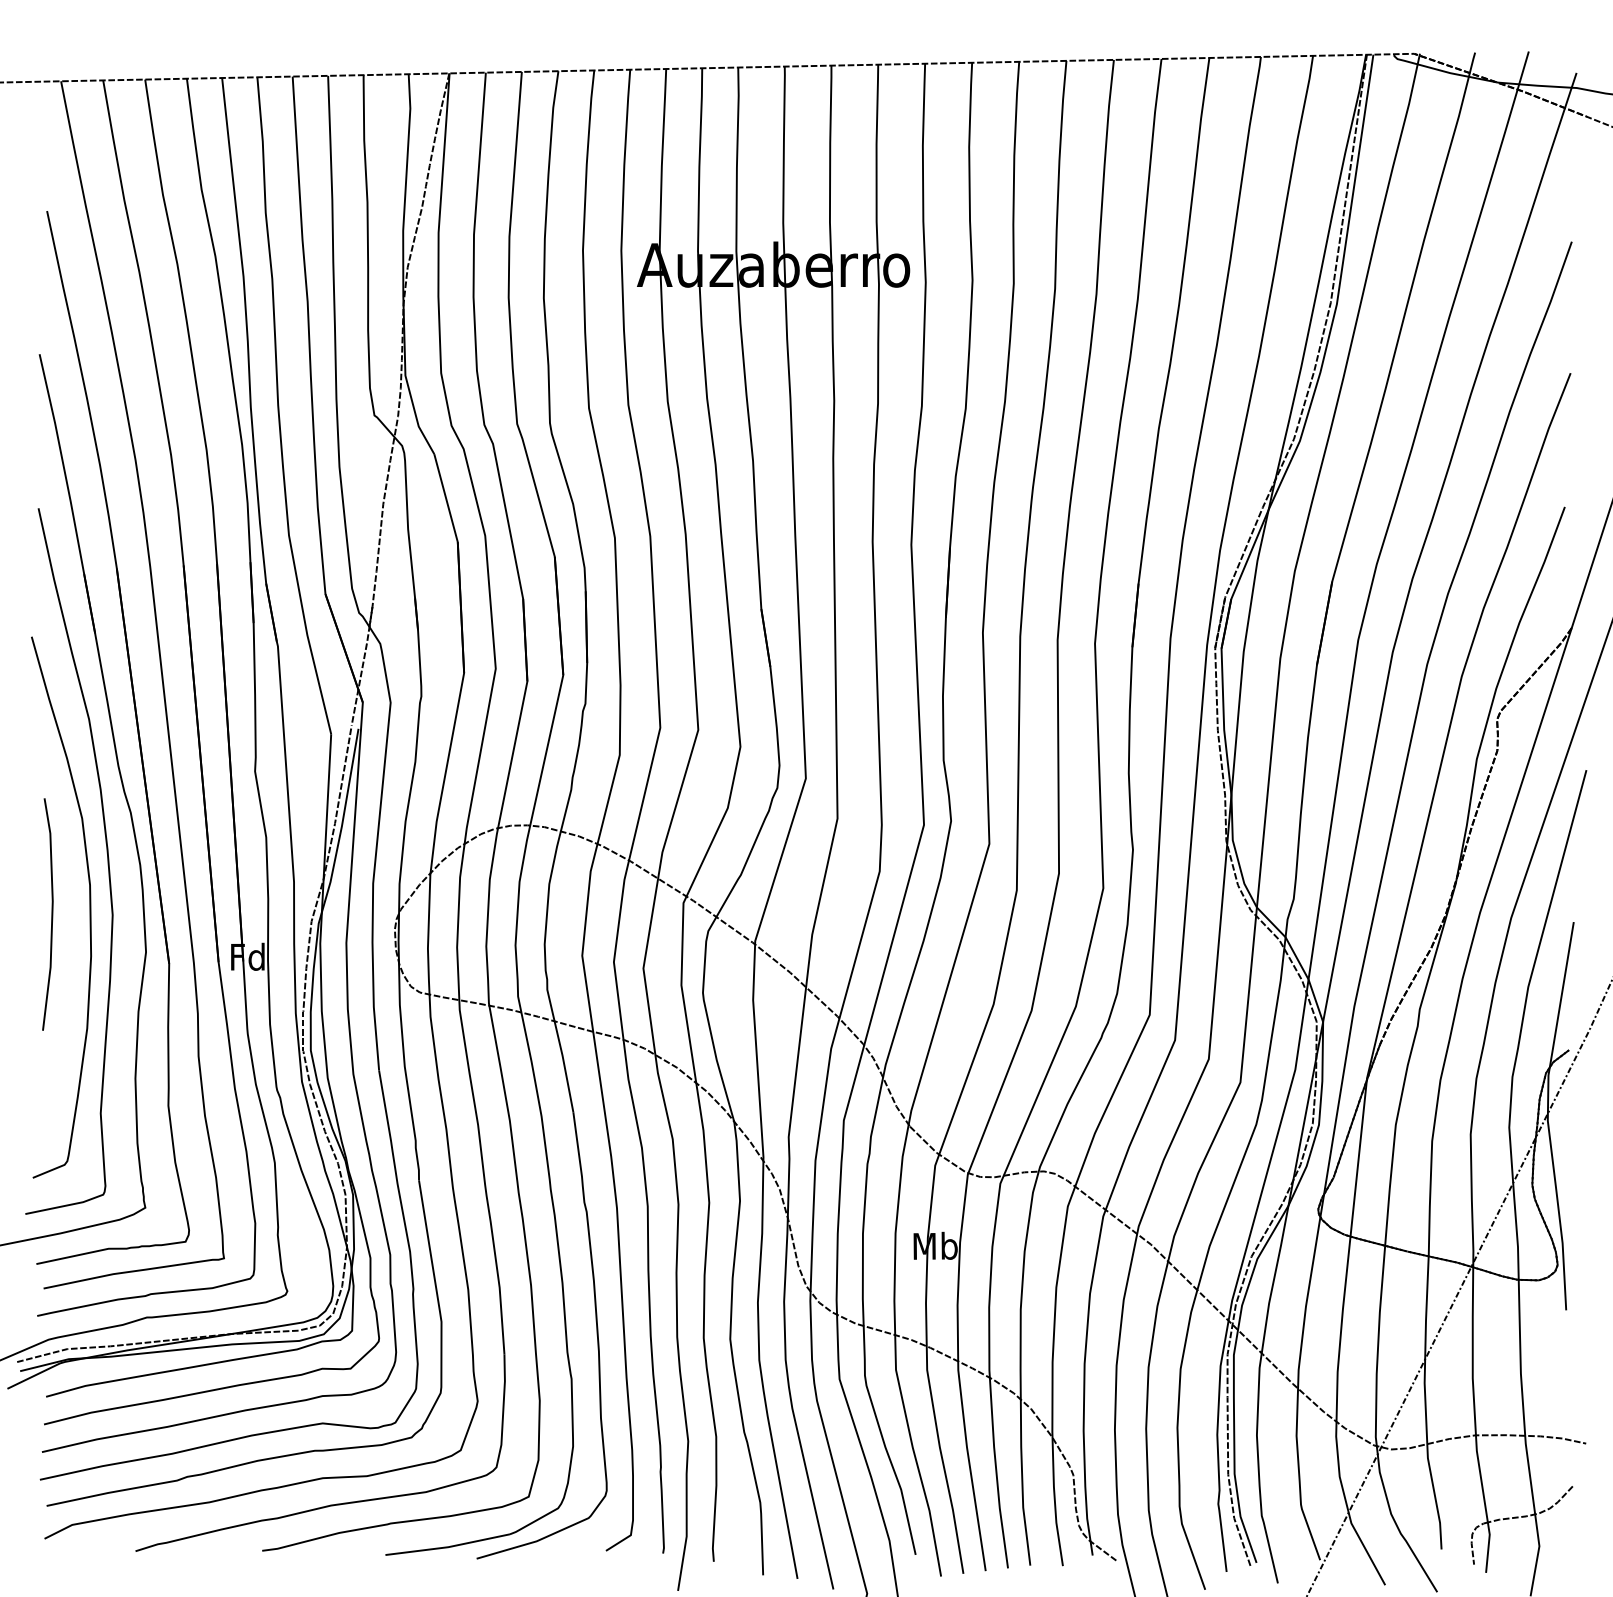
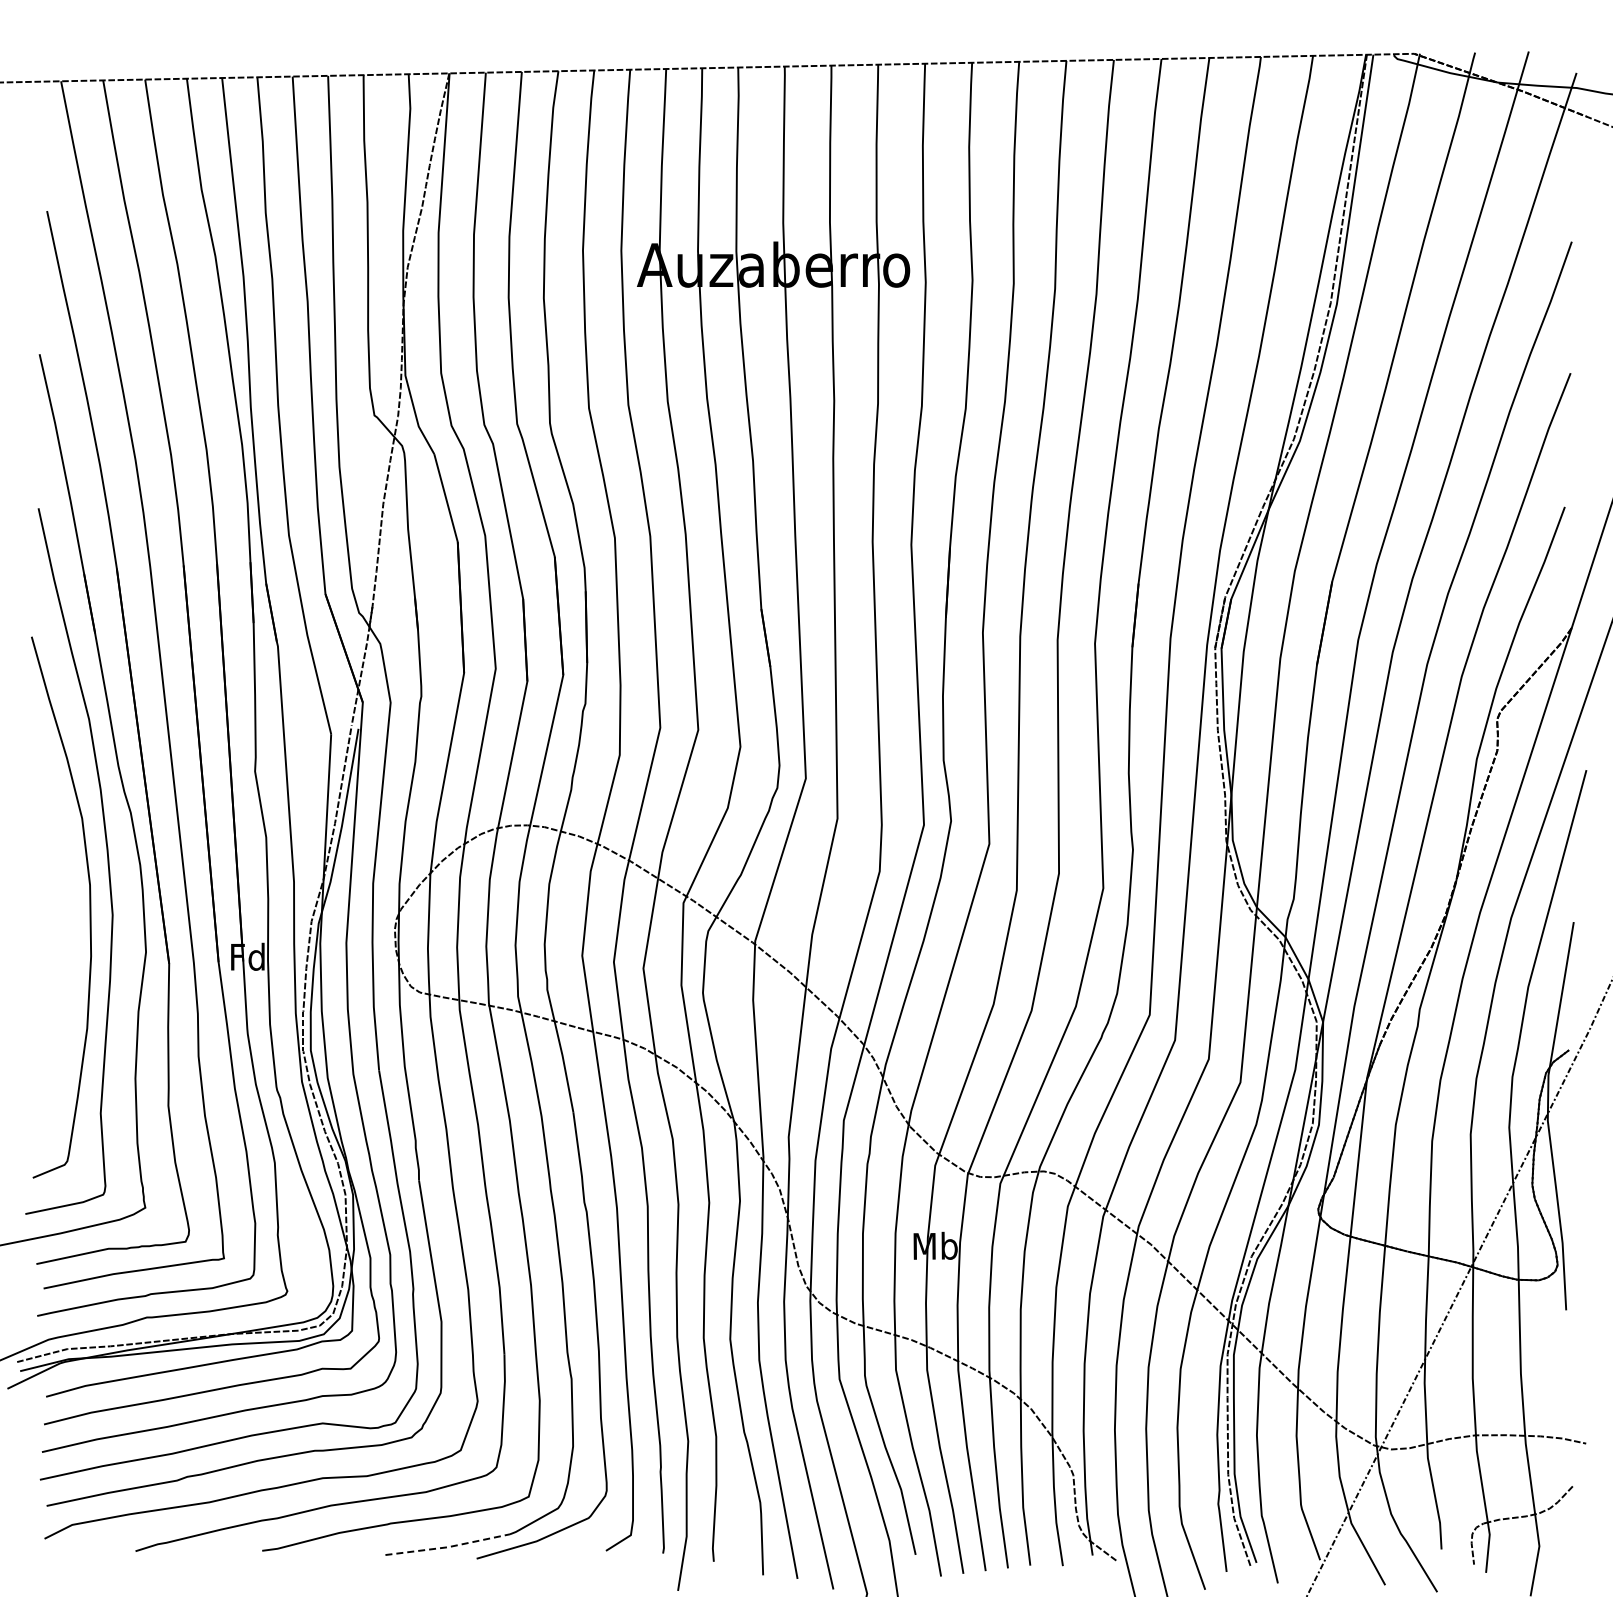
line: present -> none (51, 914)
line: solid -> dashed (448, 1547)
